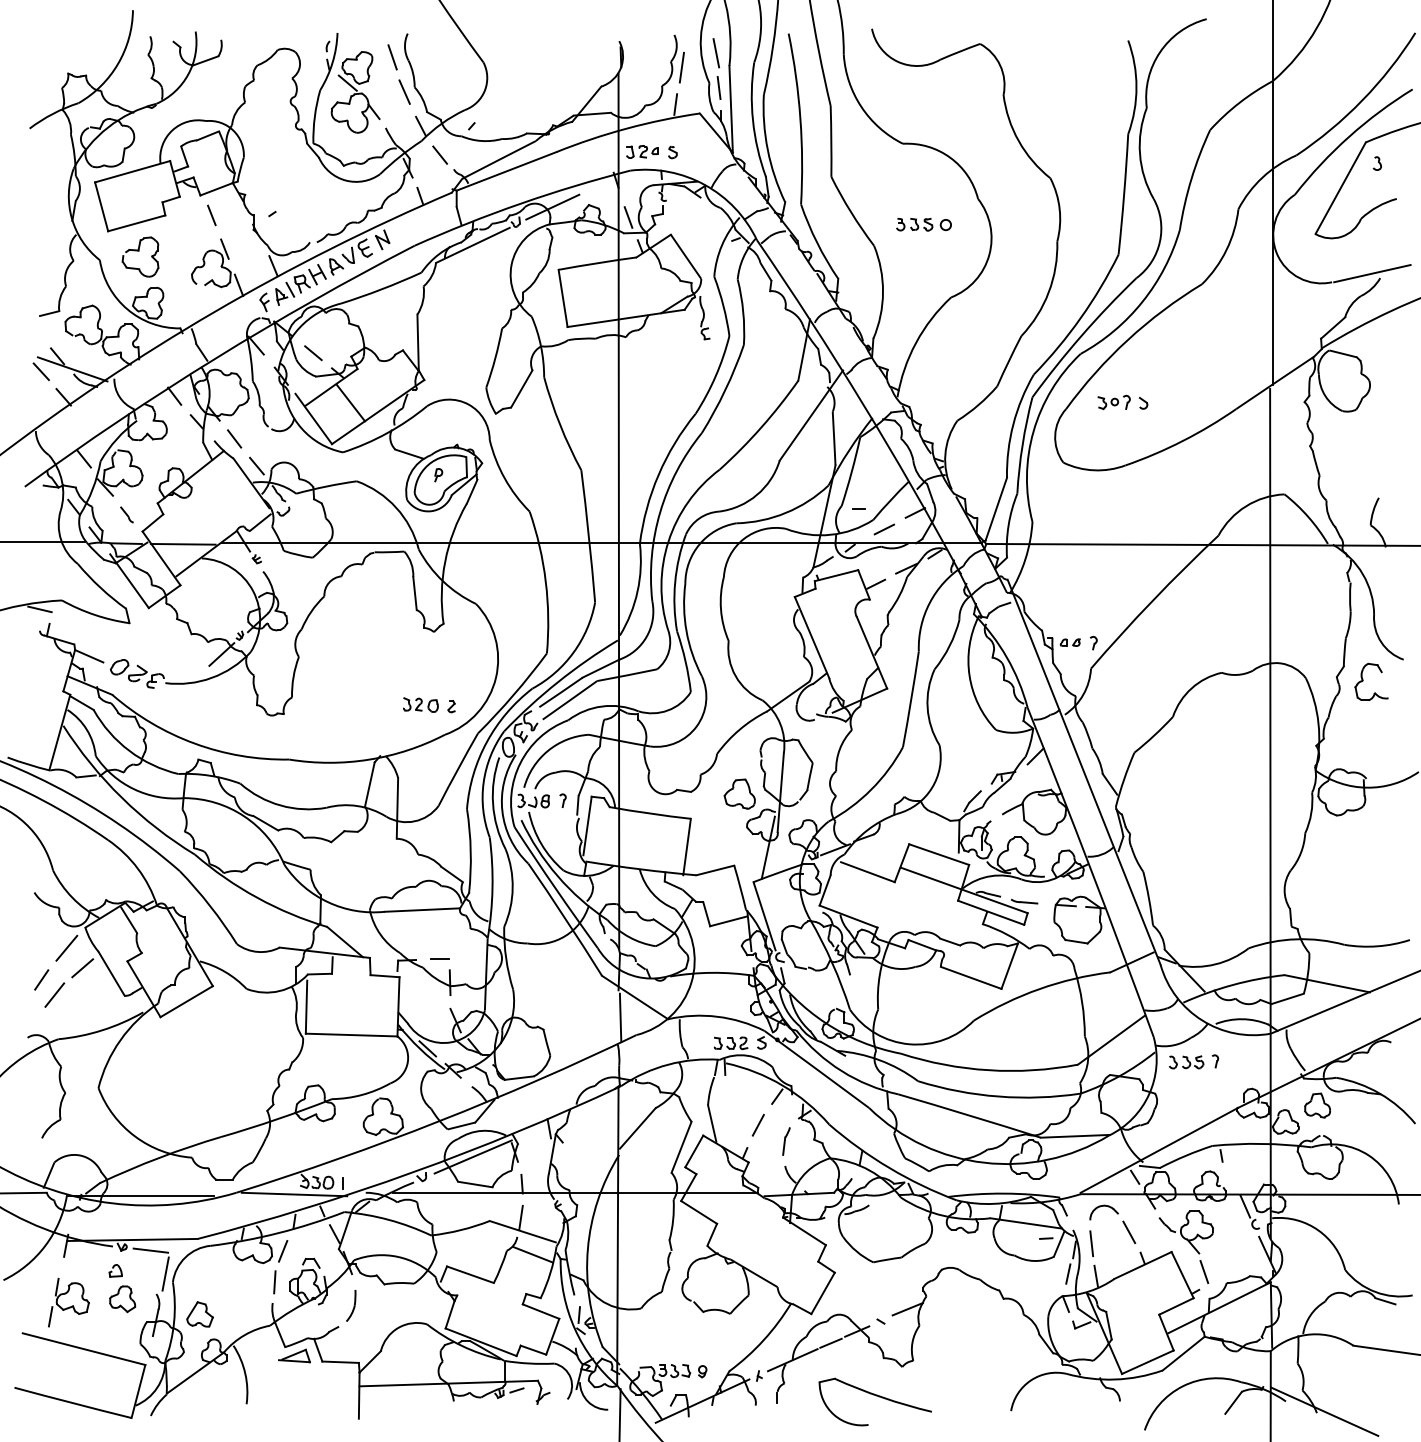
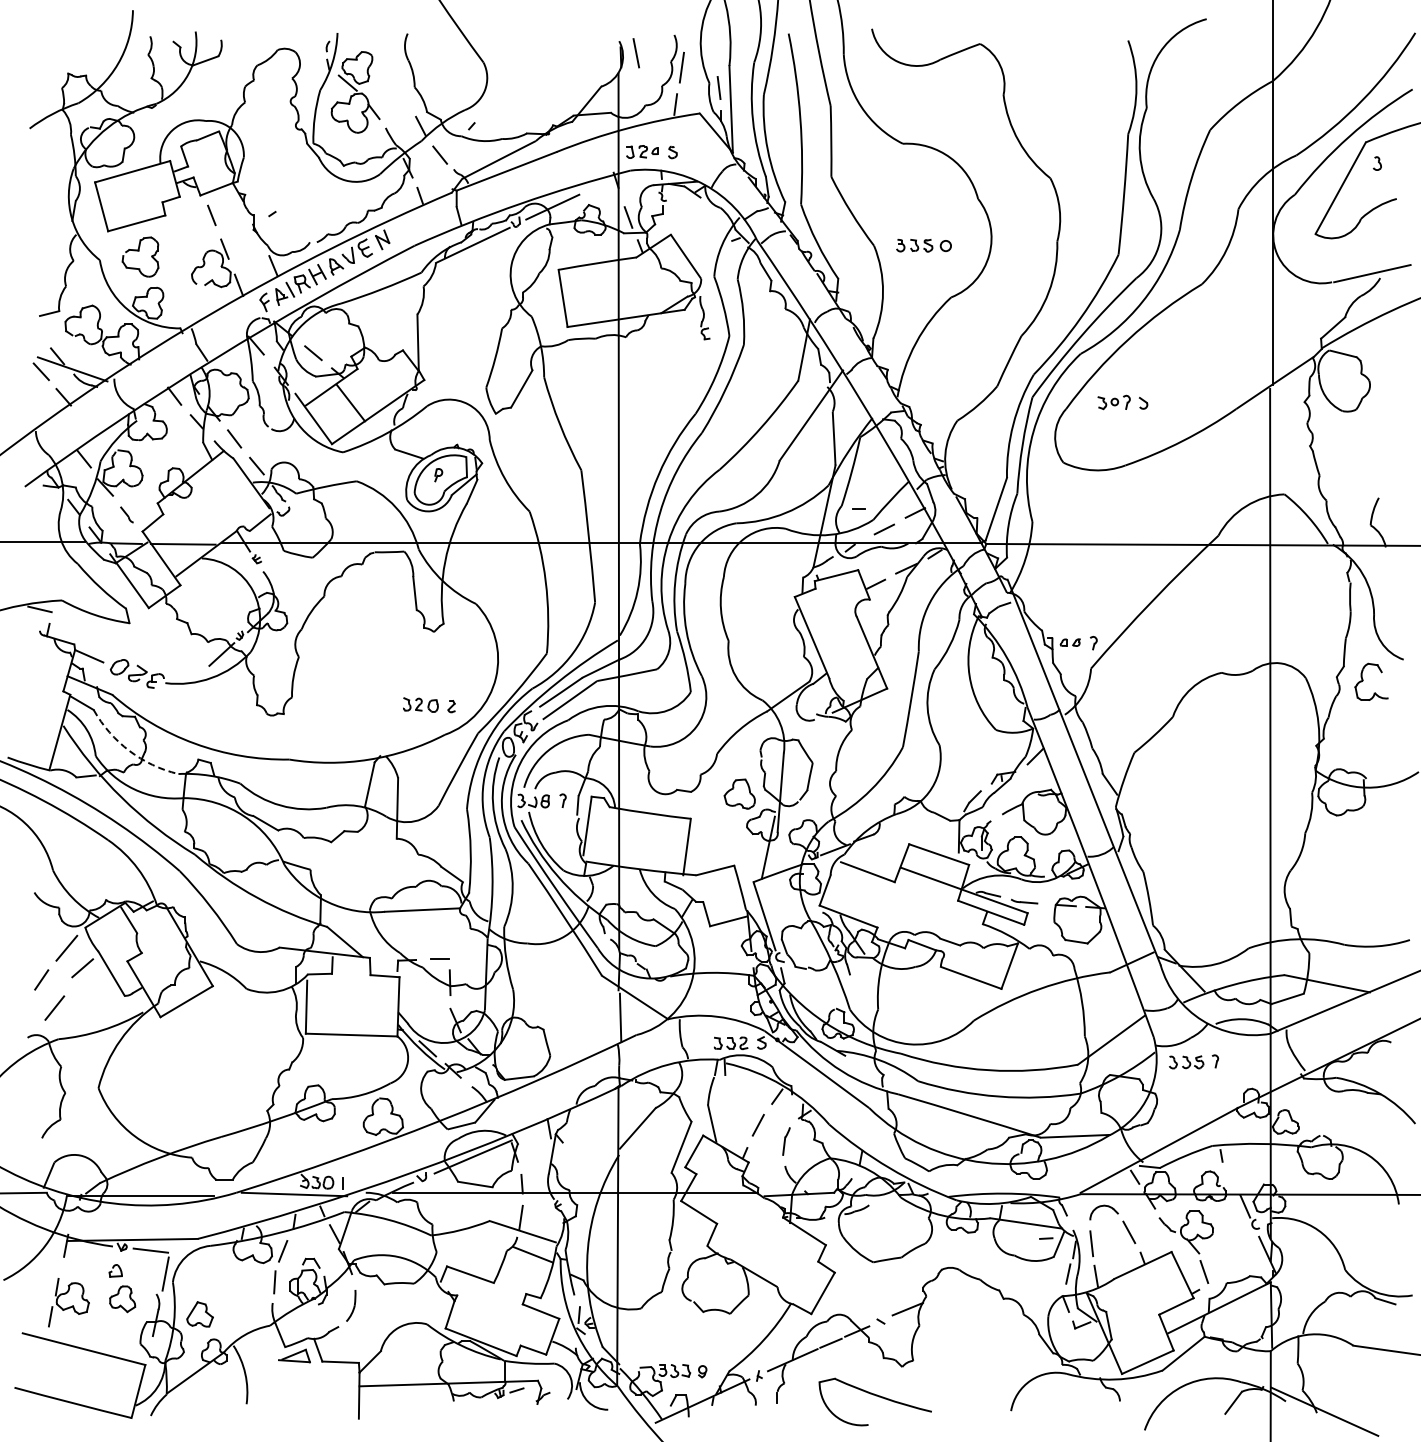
line position: (715, 53) -> (635, 53) (635, 53)
line: present -> none (392, 57)
line: present -> none (404, 91)
part position: (923, 224) -> (923, 245) (923, 245)
arc: solid -> dashed (129, 750)
line position: (54, 994) -> (54, 1007) (54, 1007)
part: present -> none (1317, 1105)
line: present -> none (619, 1413)
